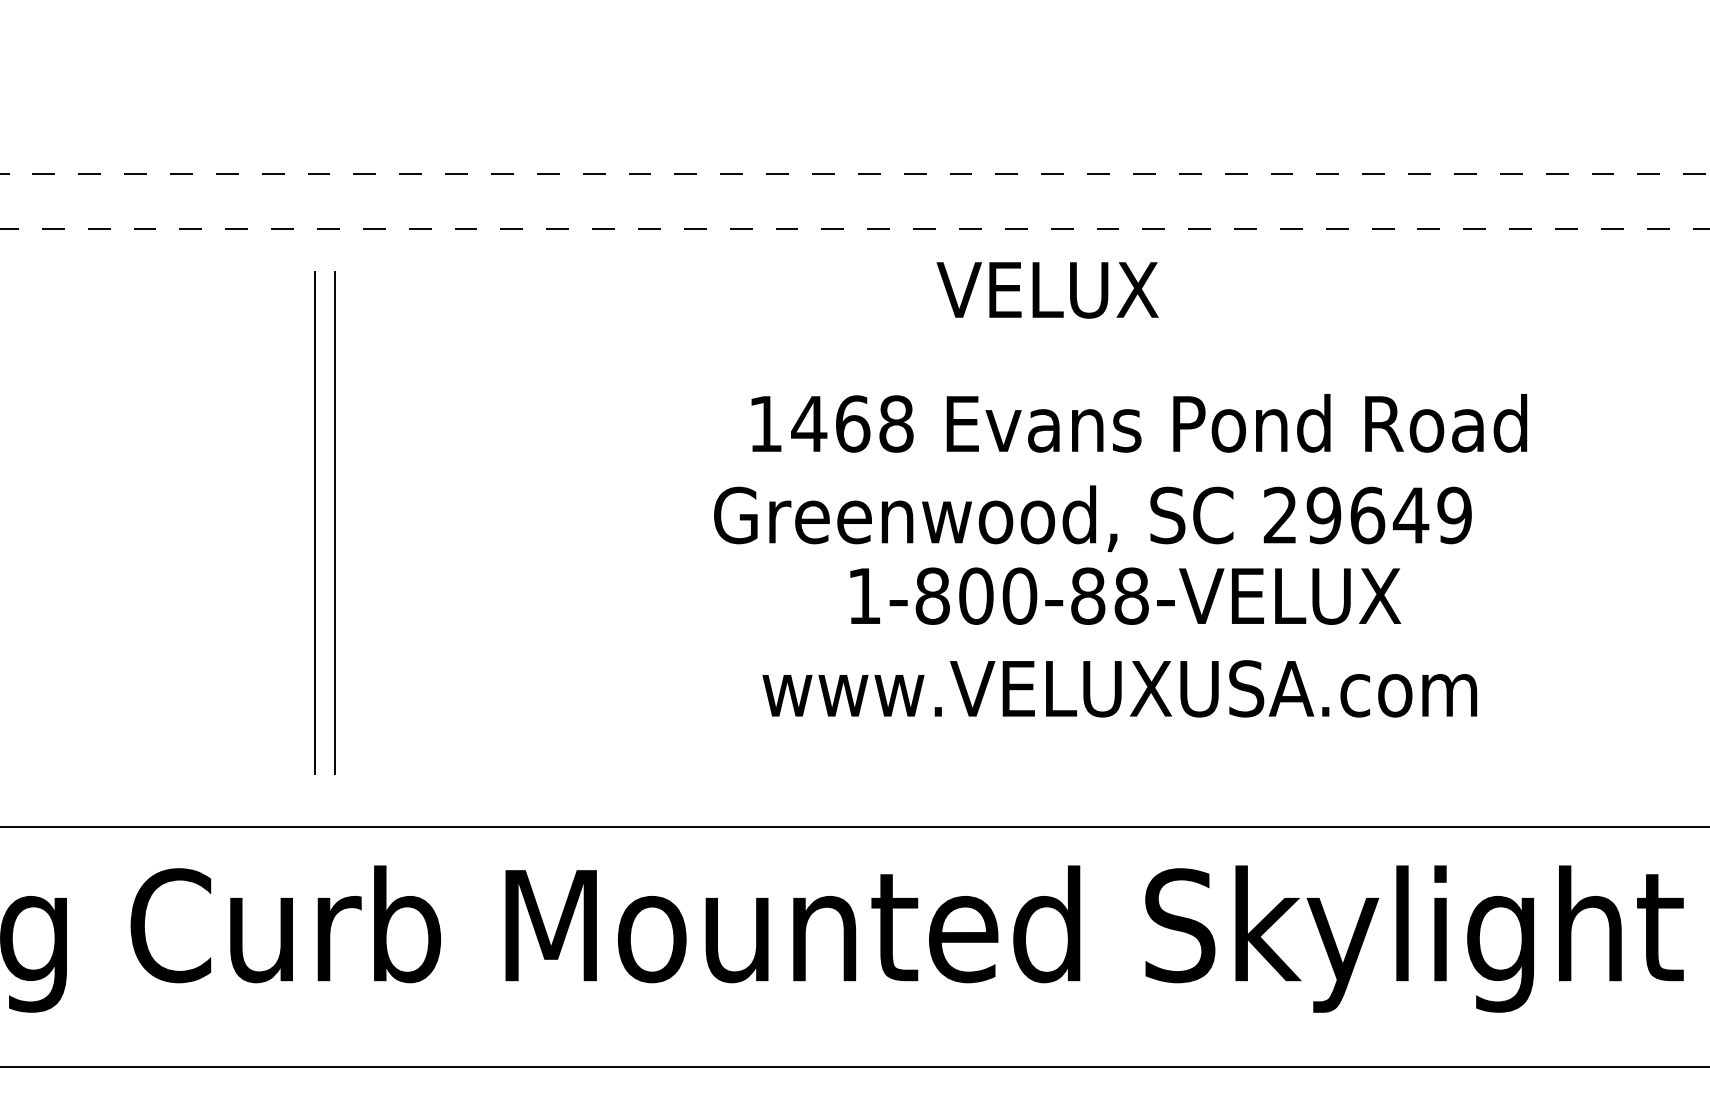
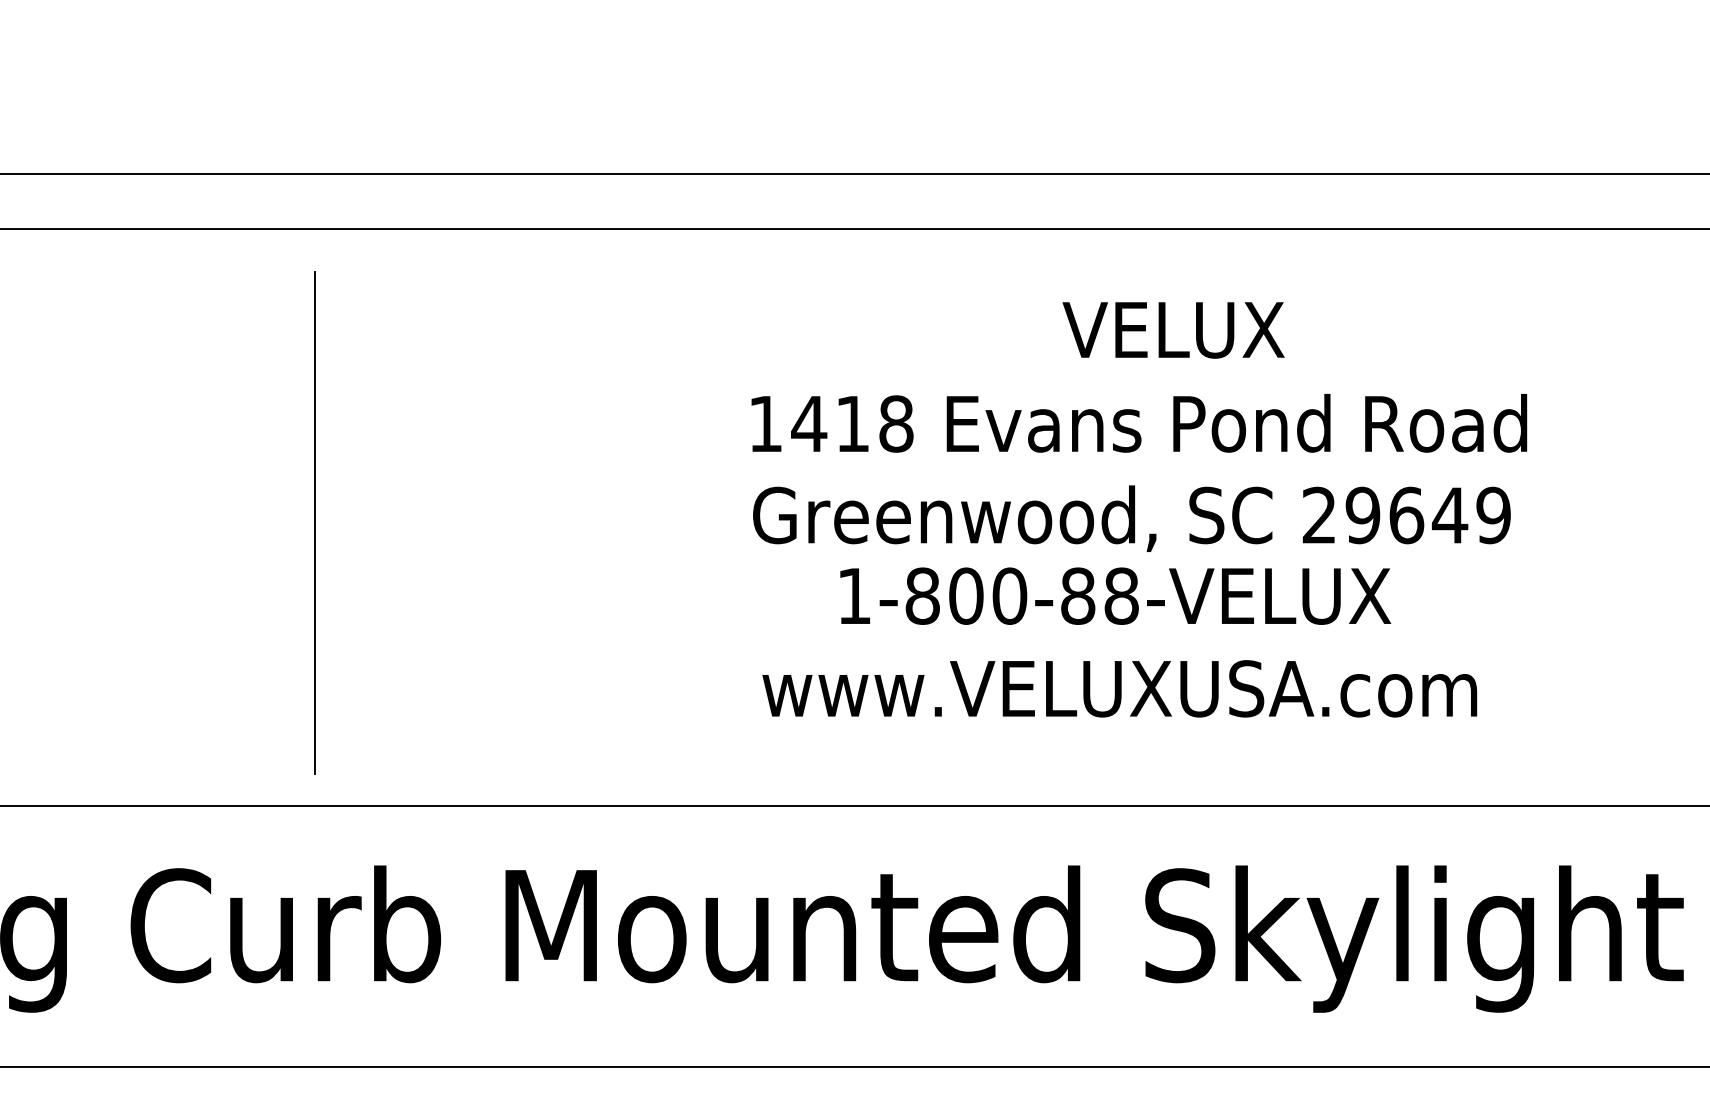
line: dashed -> solid (854, 173)
line: dashed -> solid (855, 229)
text position: (1047, 290) -> (1173, 330) (1173, 330)
text: 1468 -> 1418 (853, 423)
text position: (1092, 518) -> (1131, 518) (1131, 518)
line: present -> none (334, 522)
text position: (1125, 595) -> (1115, 595) (1115, 595)
line position: (854, 827) -> (854, 806) (854, 806)
